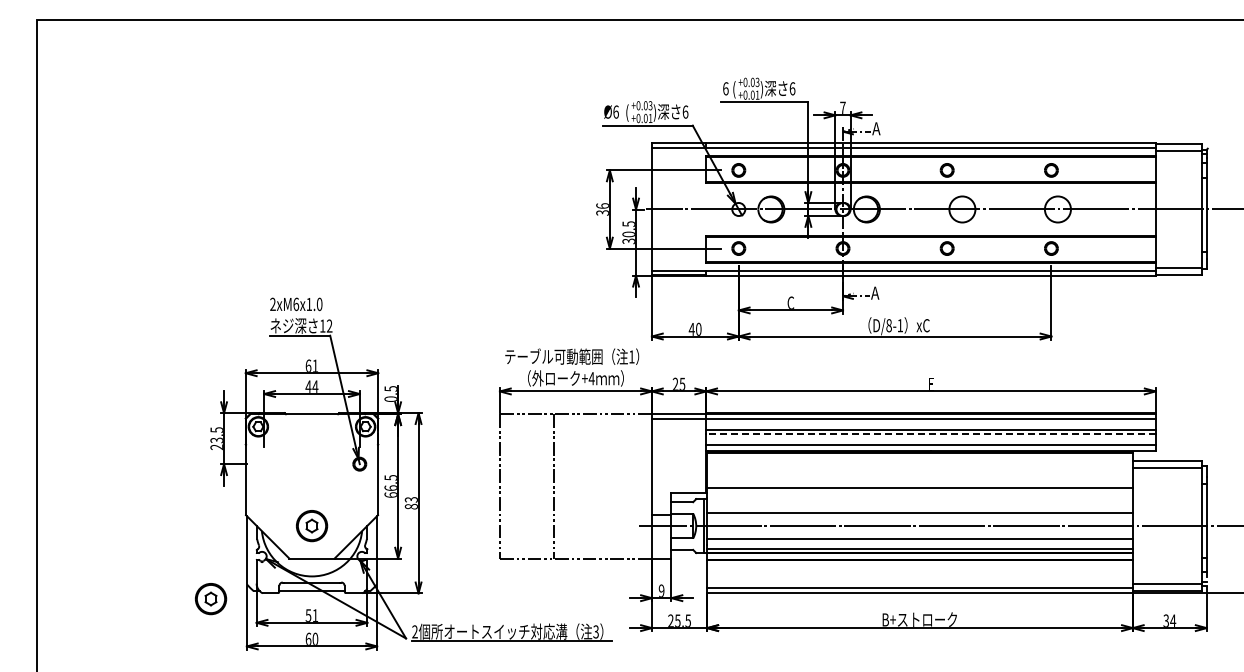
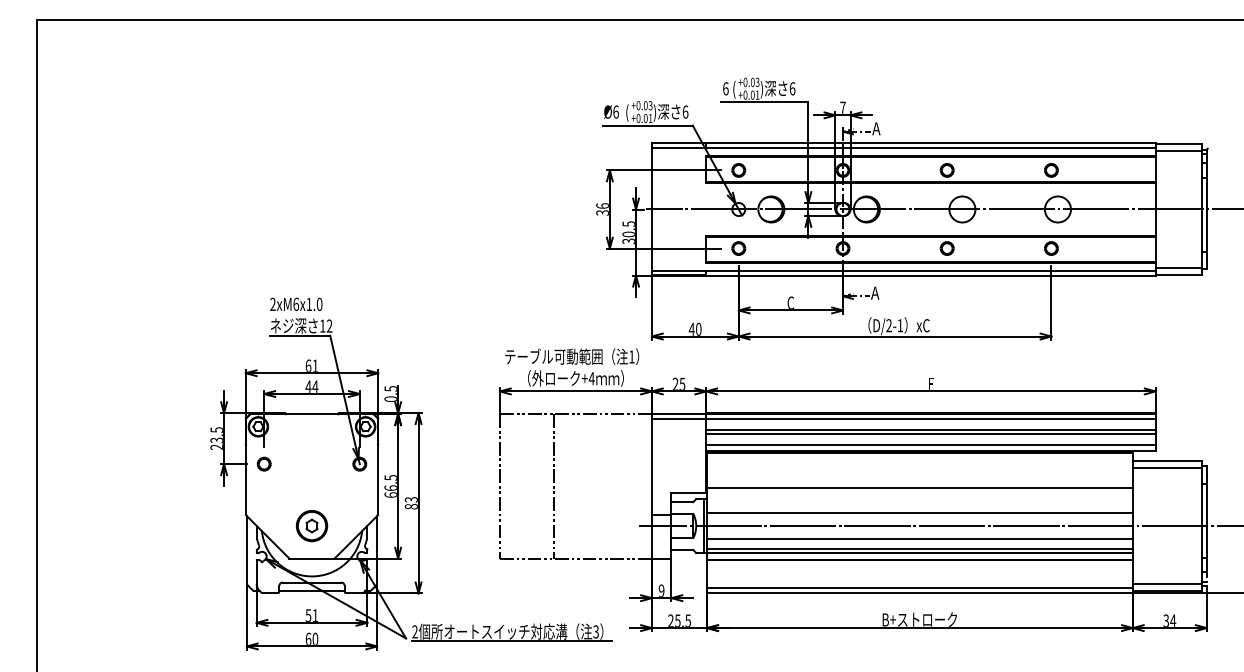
text: D/8-1 -> D/2-1 (888, 325)
line: dashed -> solid (930, 434)
part: none -> present (263, 463)
part: present -> none (211, 599)
